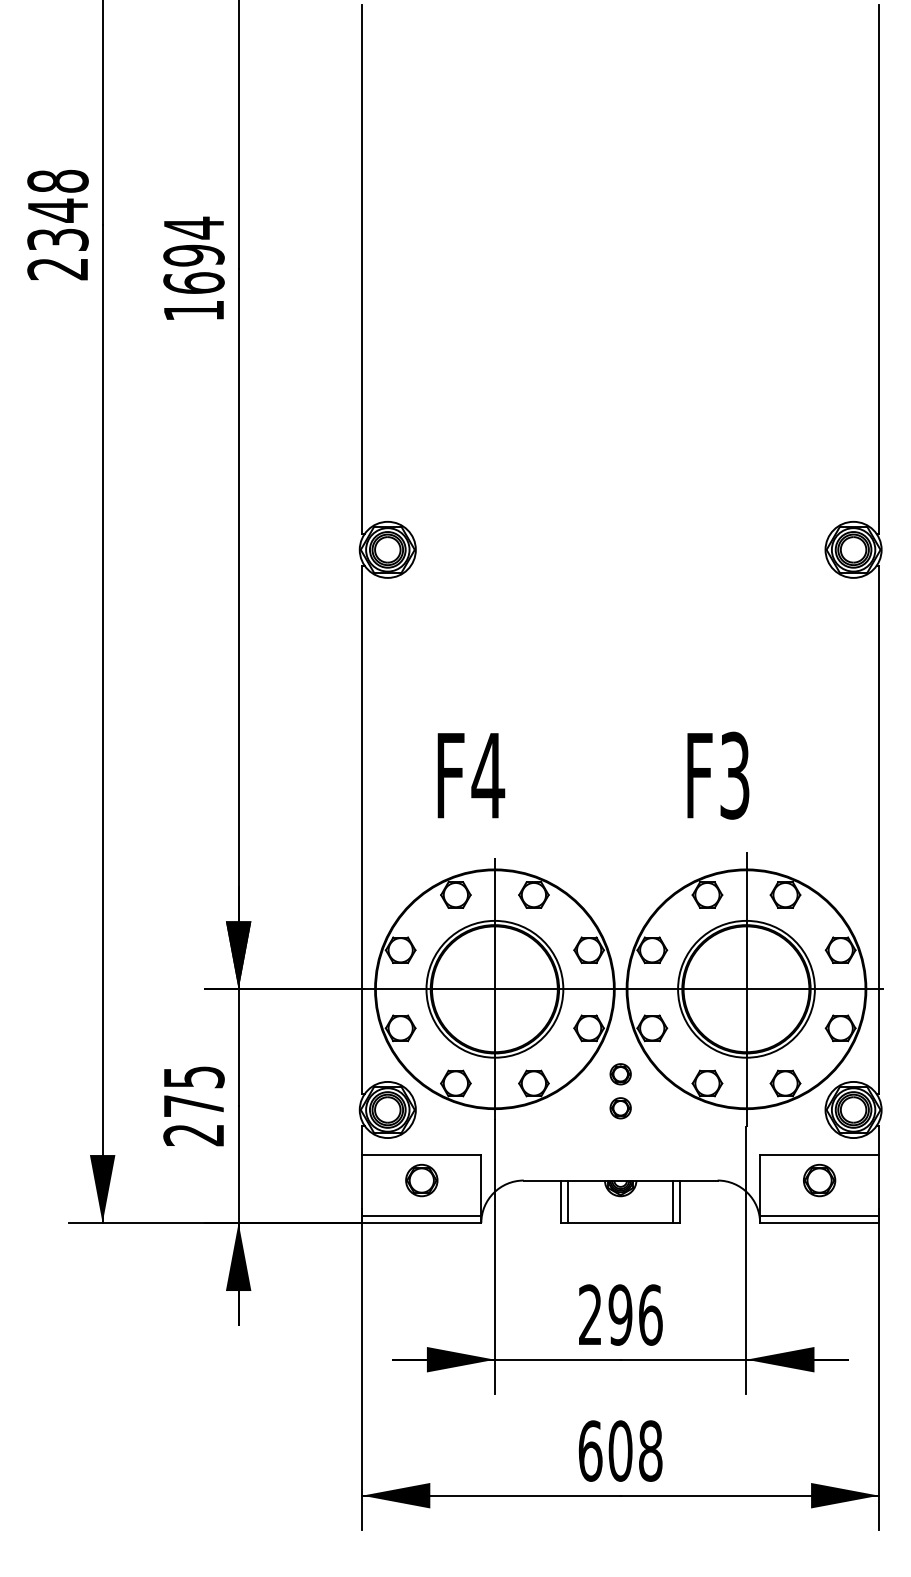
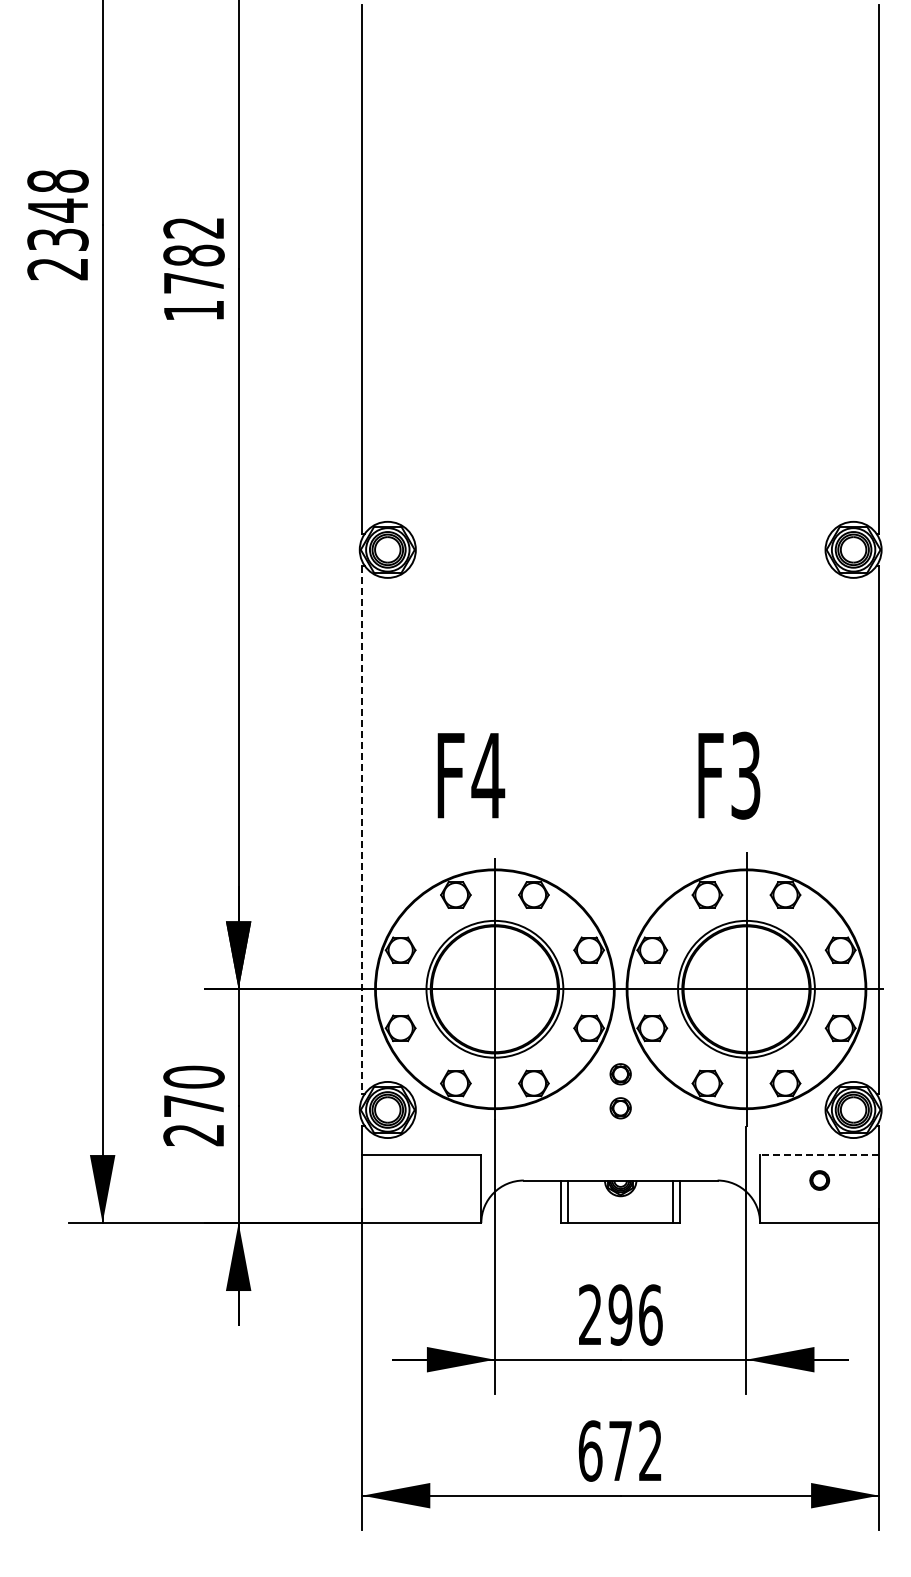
text: 1694 -> 1782 (193, 254)
text position: (718, 775) -> (729, 775) (729, 775)
line: solid -> dashed (362, 830)
text: 275 -> 270 (193, 1076)
line: solid -> dashed (819, 1155)
part: present -> none (421, 1180)
part size: 34x35 px -> 22x21 px (819, 1180)
line: present -> none (421, 1216)
line: present -> none (819, 1216)
text: 608 -> 672 (635, 1450)
